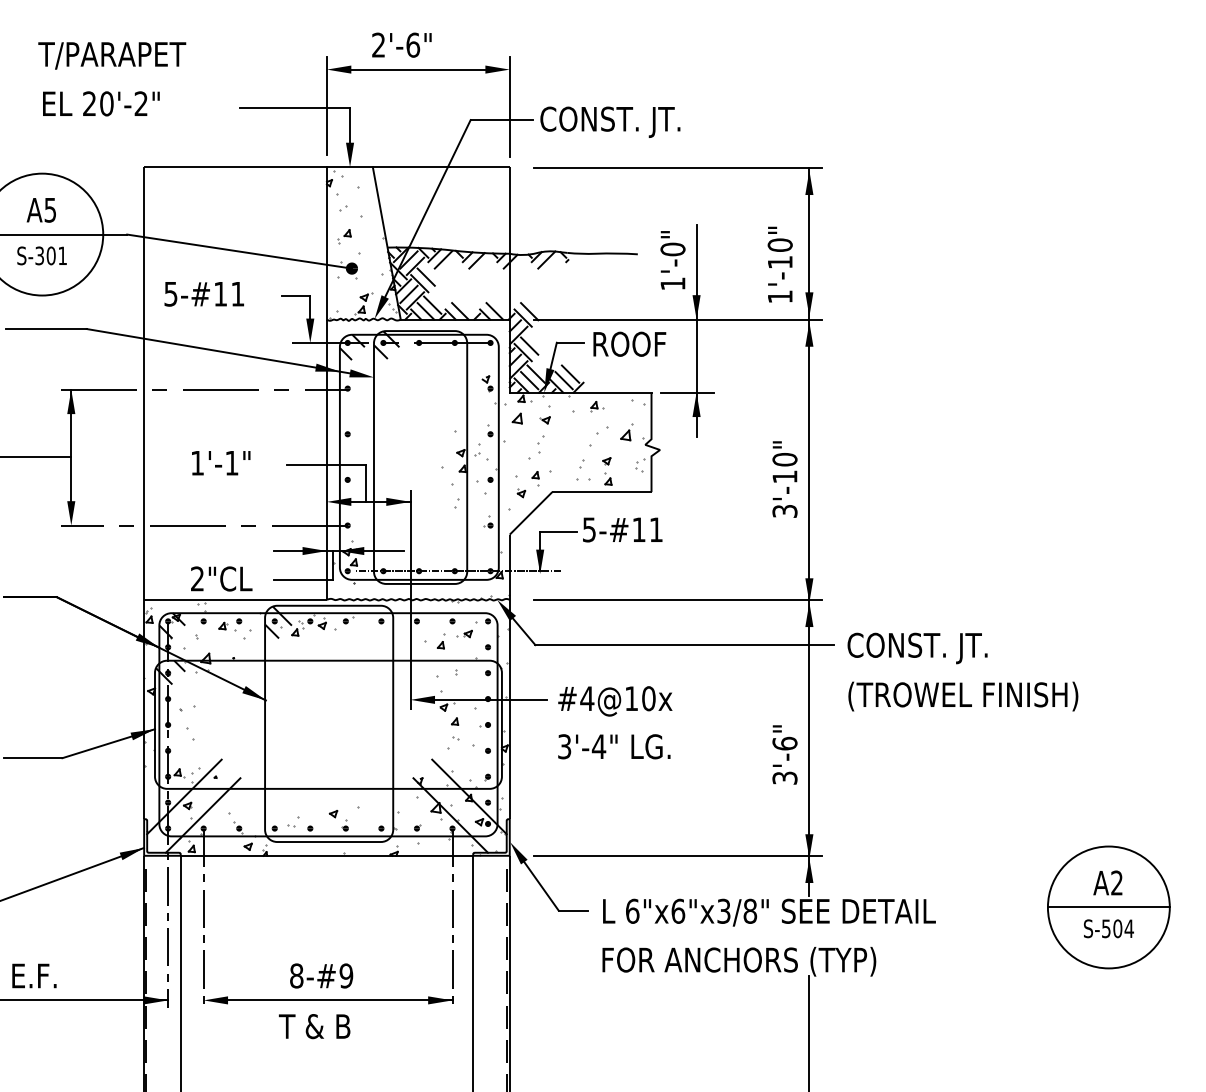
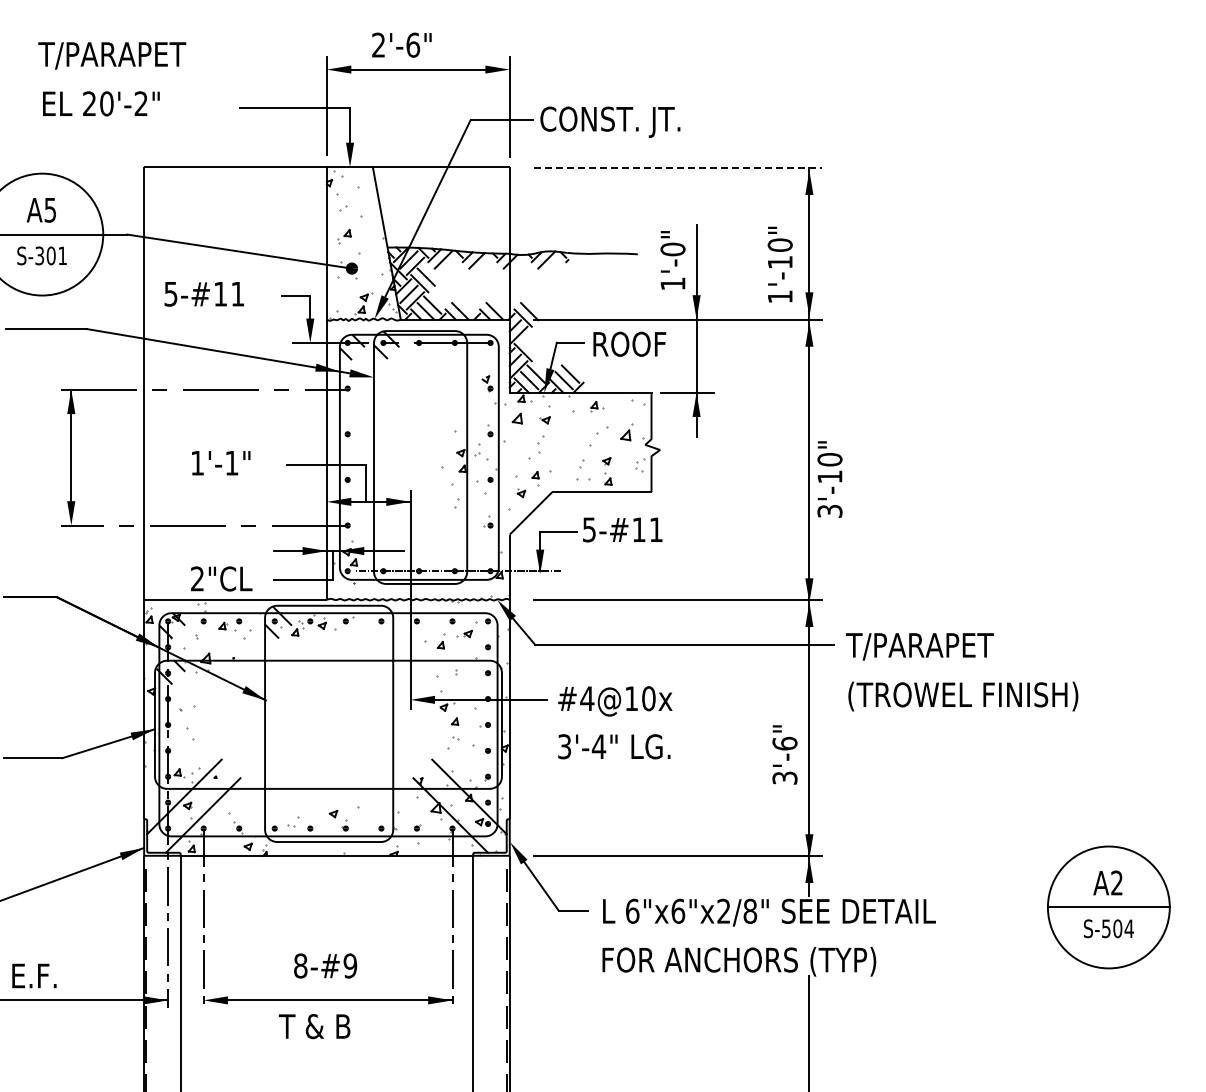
line: solid -> dashed (677, 167)
line: present -> none (529, 345)
line: present -> none (36, 456)
text position: (784, 479) -> (829, 479) (829, 479)
text: CONST. JT. -> T/PARAPET (919, 648)
text: 6"x6"x3/8" -> 6"x6"x2/8" (723, 911)
text position: (321, 975) -> (325, 965) (325, 965)
